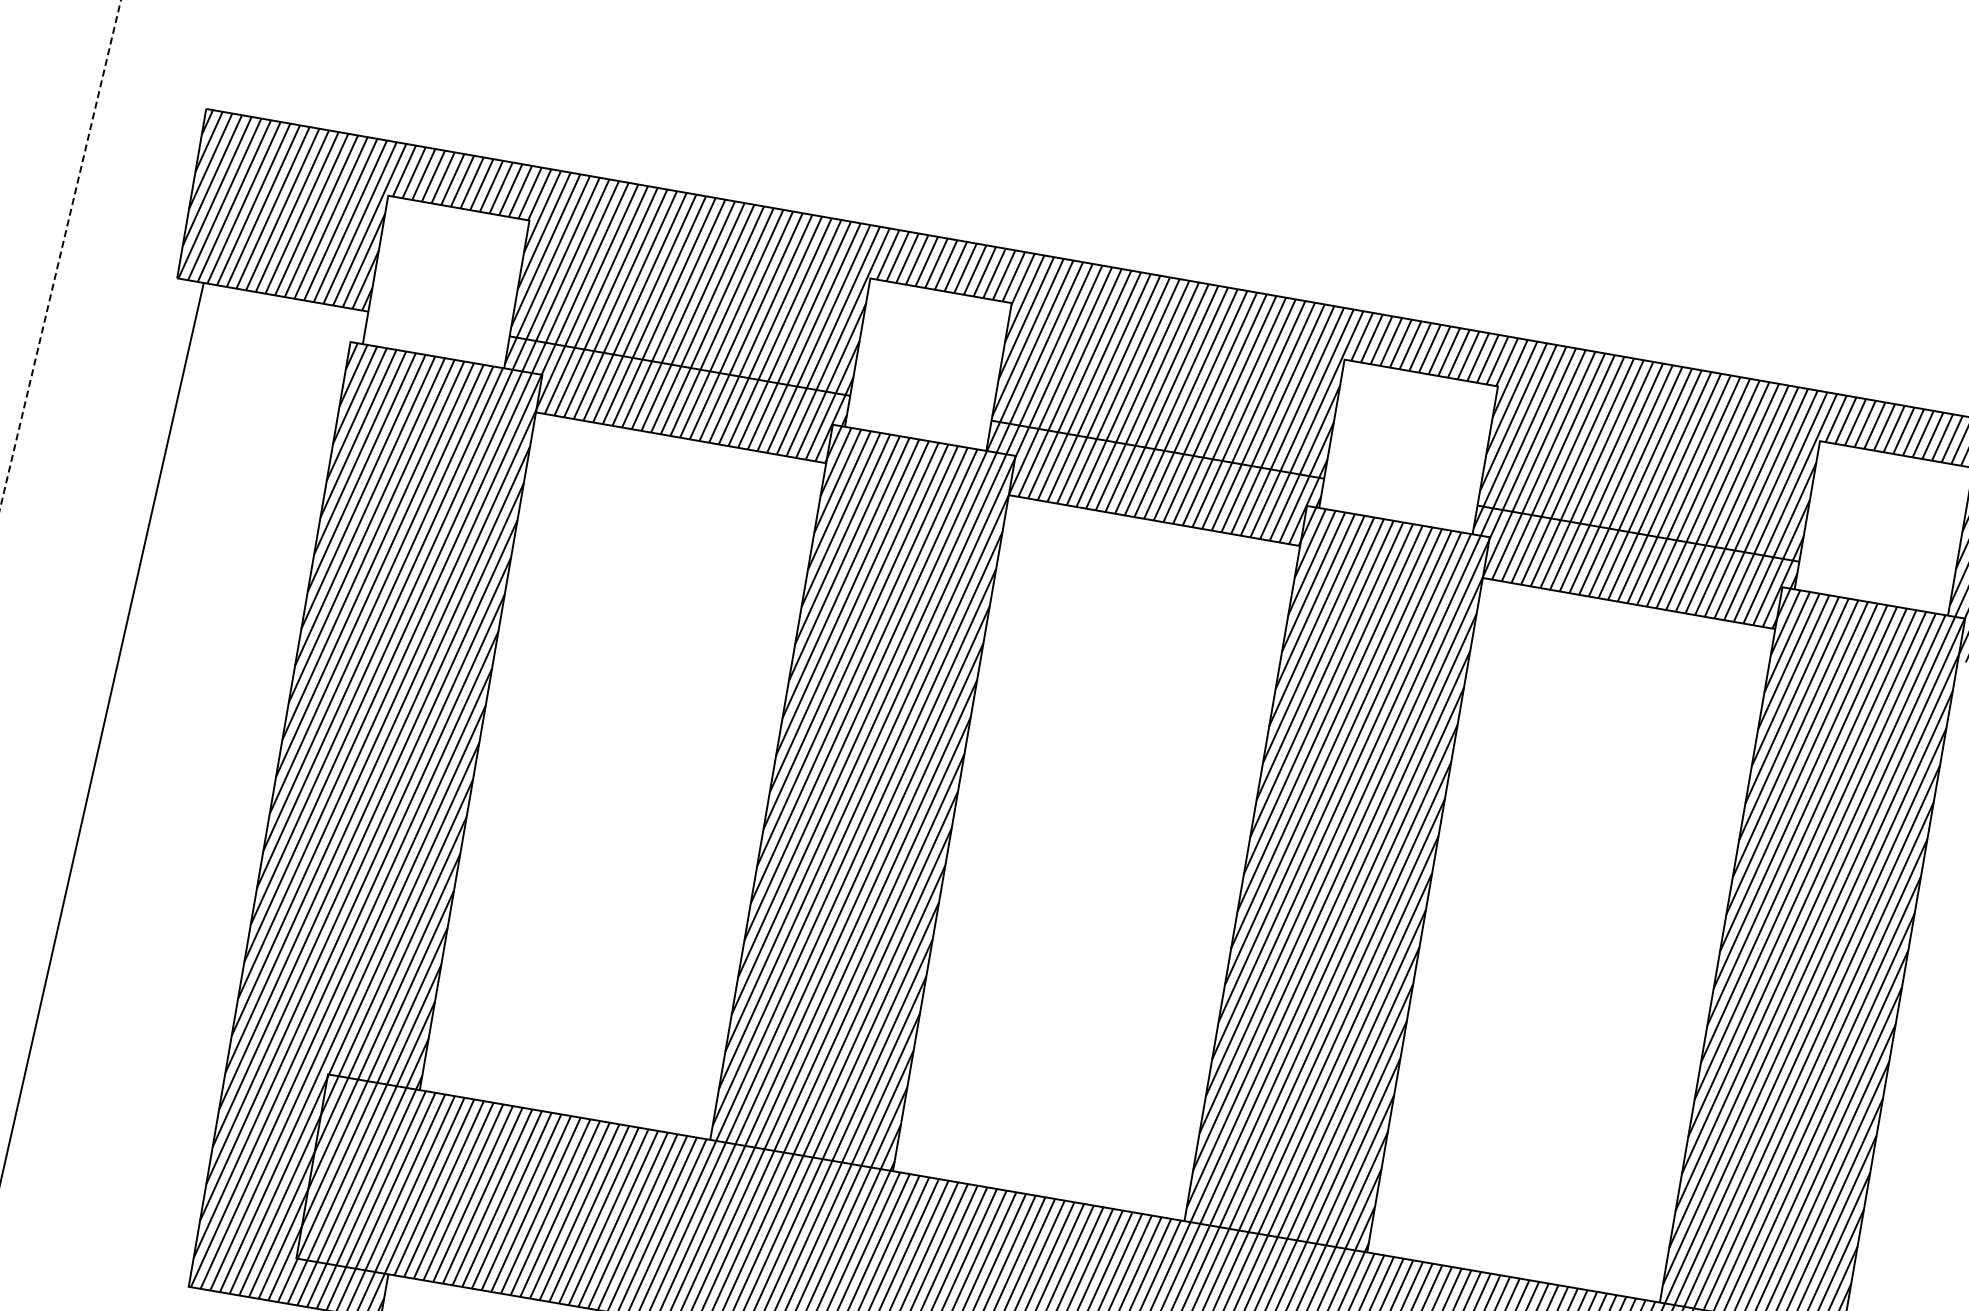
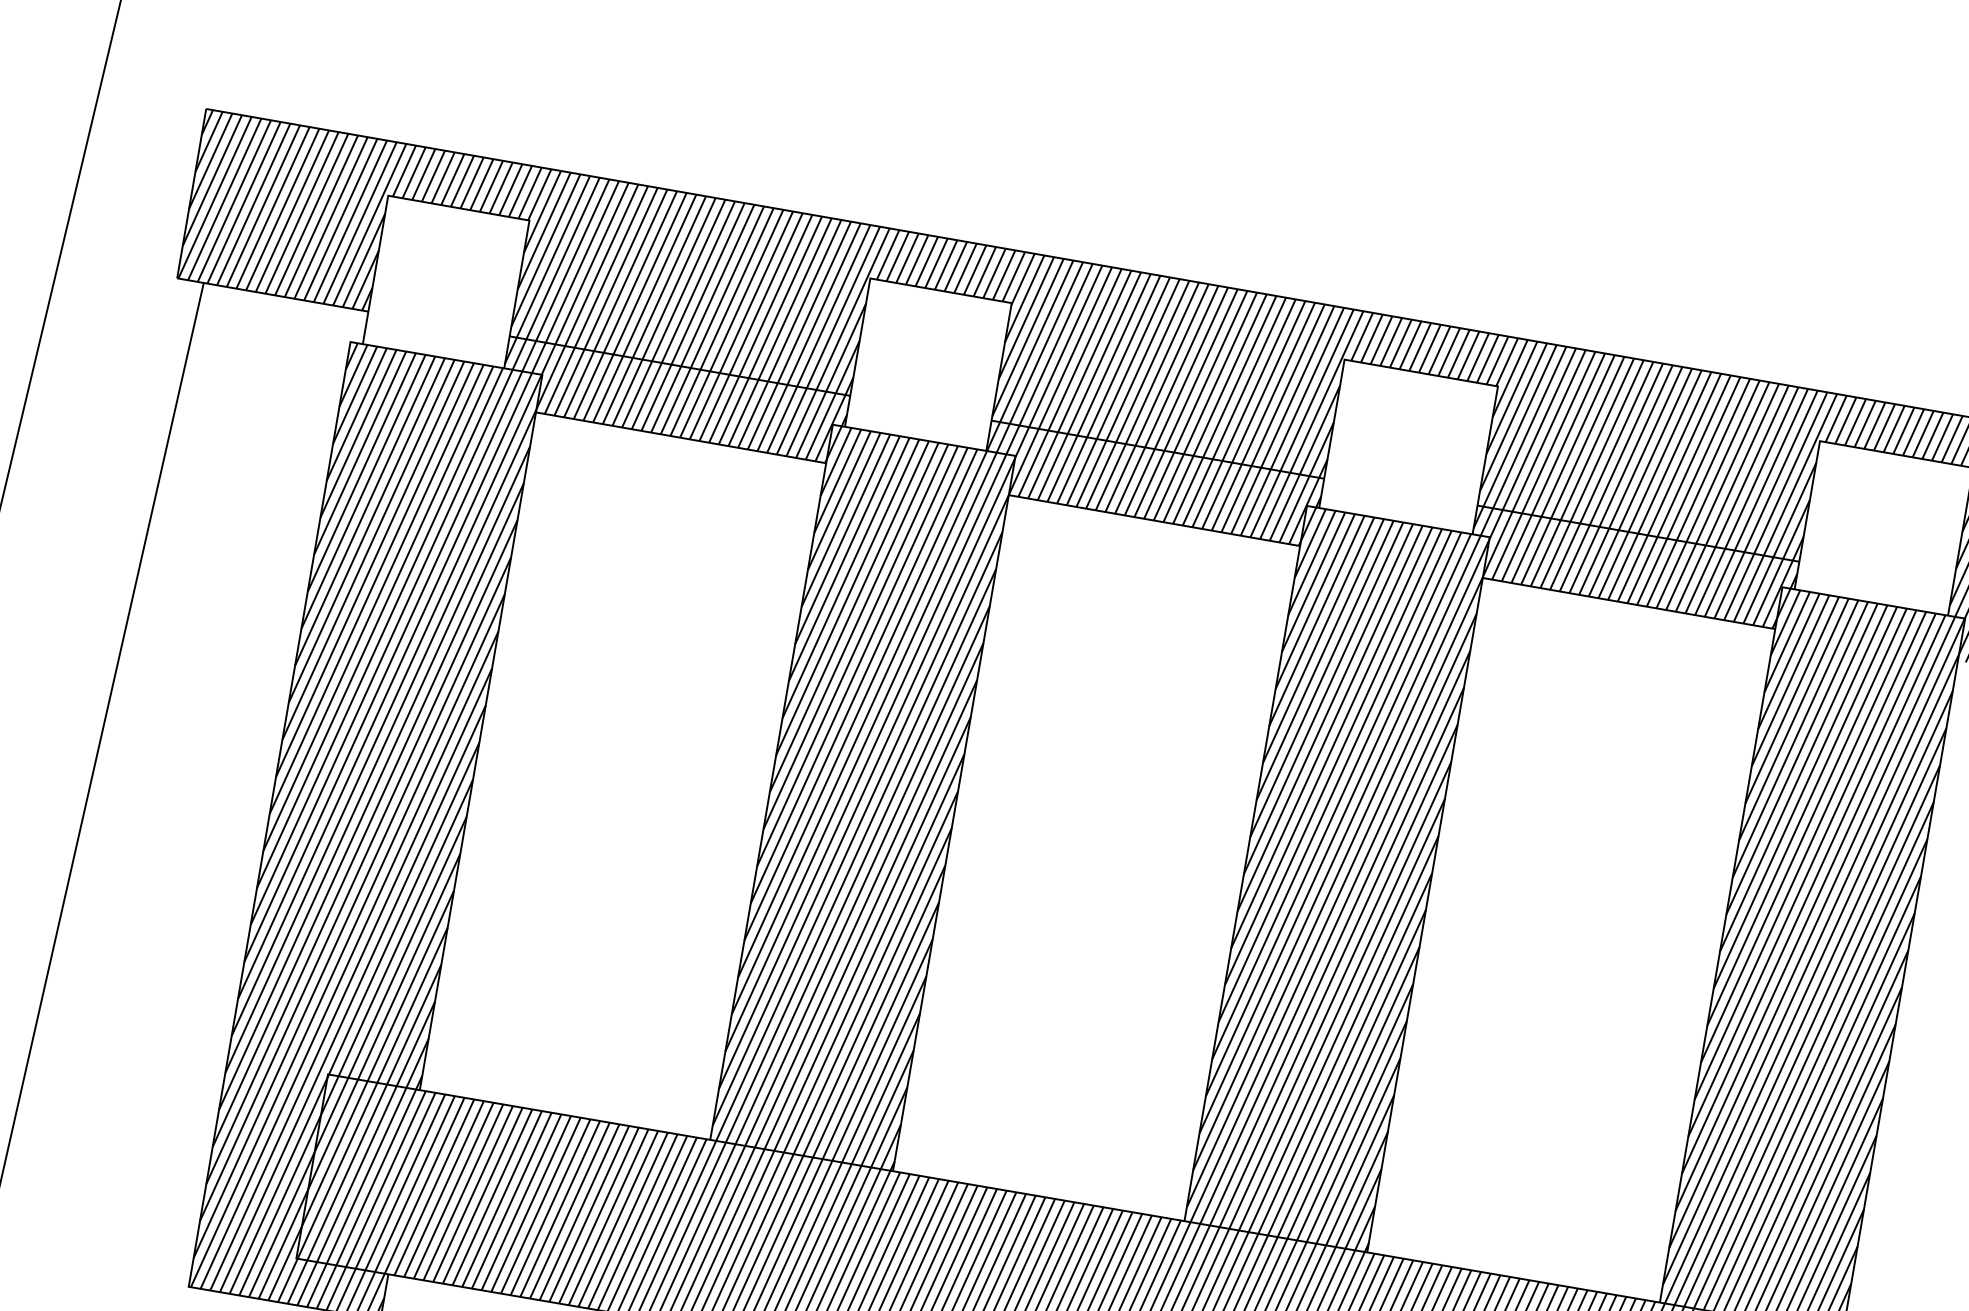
line: dashed -> solid (60, 253)
